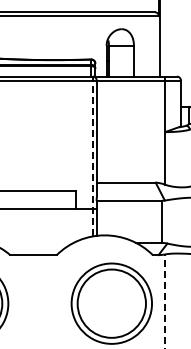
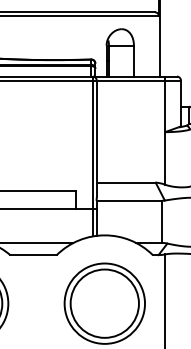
line: dashed -> solid (92, 156)
line: none -> present (37, 243)
line: dashed -> solid (164, 301)
part position: (111, 303) -> (104, 303) (104, 303)
